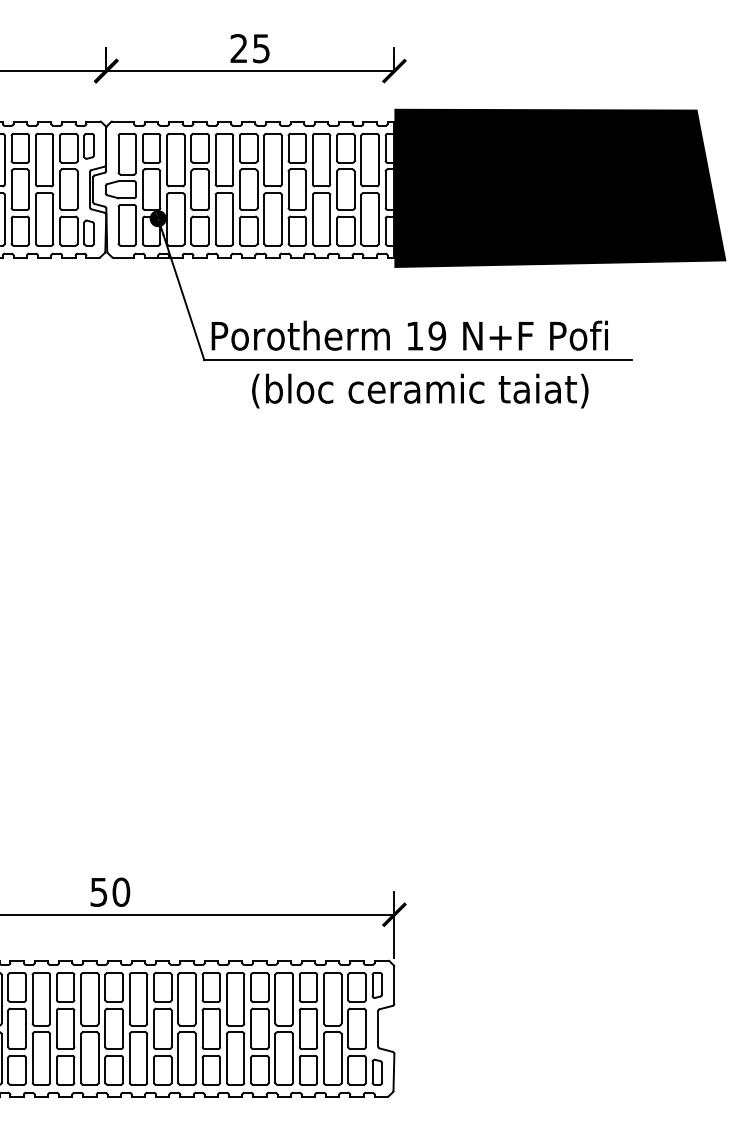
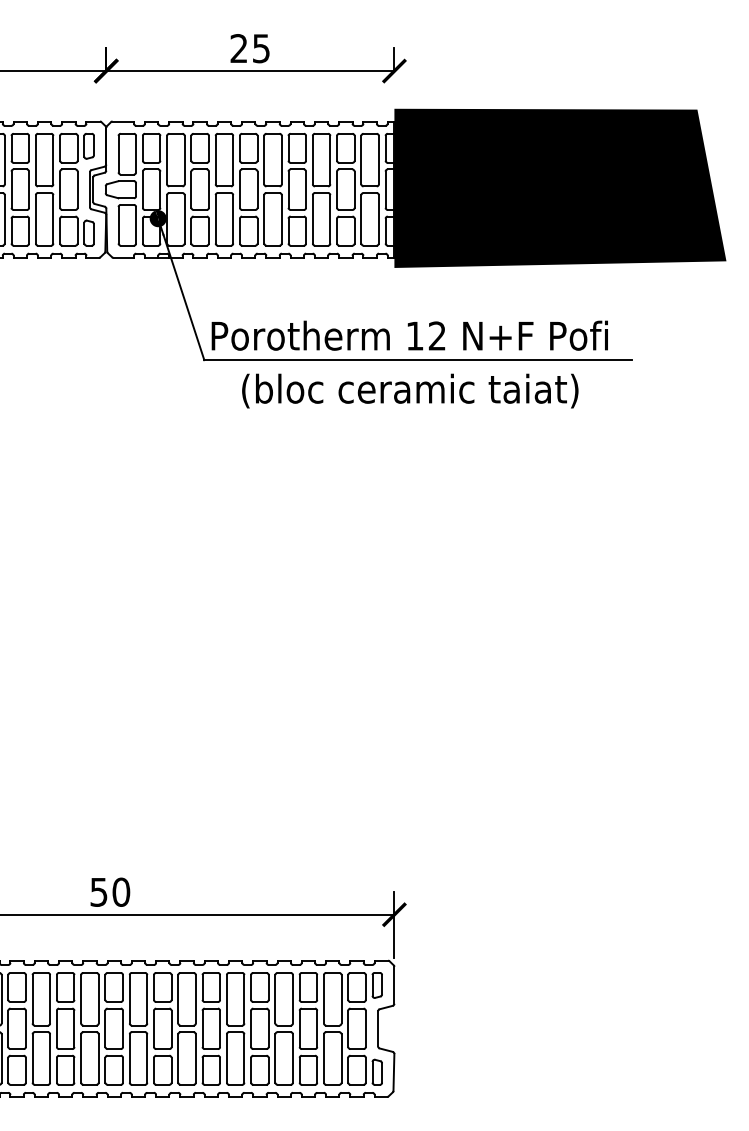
text: 19 -> 12 (437, 335)
text position: (420, 390) -> (410, 390) (410, 390)
